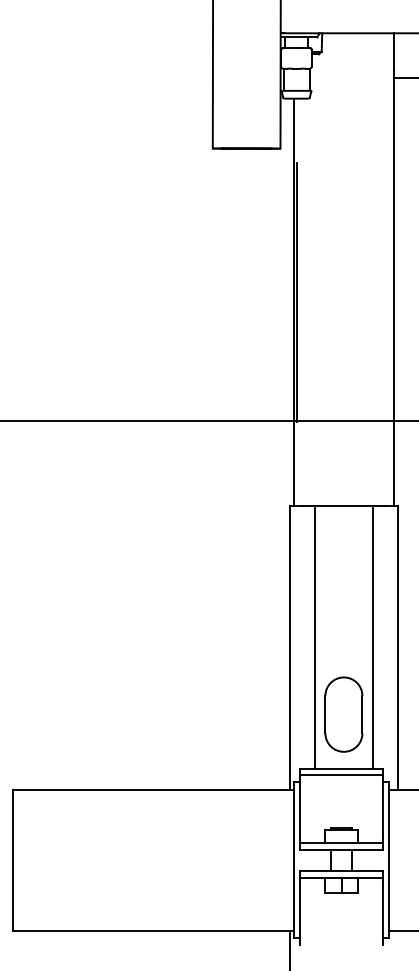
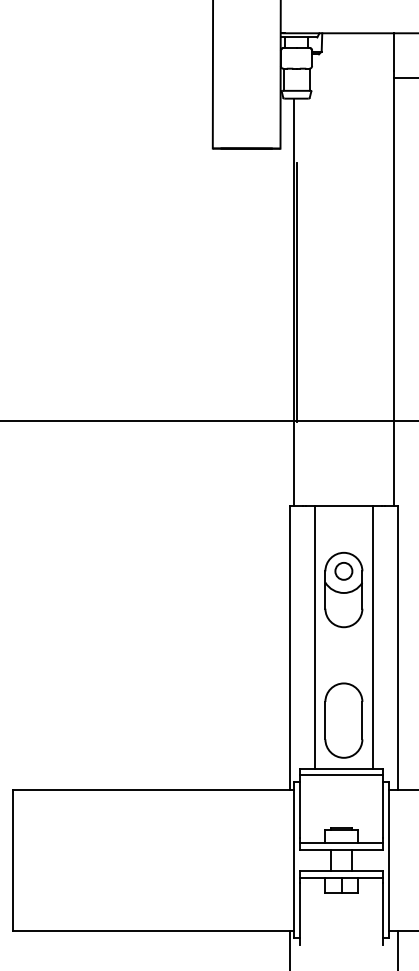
part: none -> present (343, 589)
part position: (343, 714) -> (343, 720) (343, 720)
line: none -> present (397, 948)
